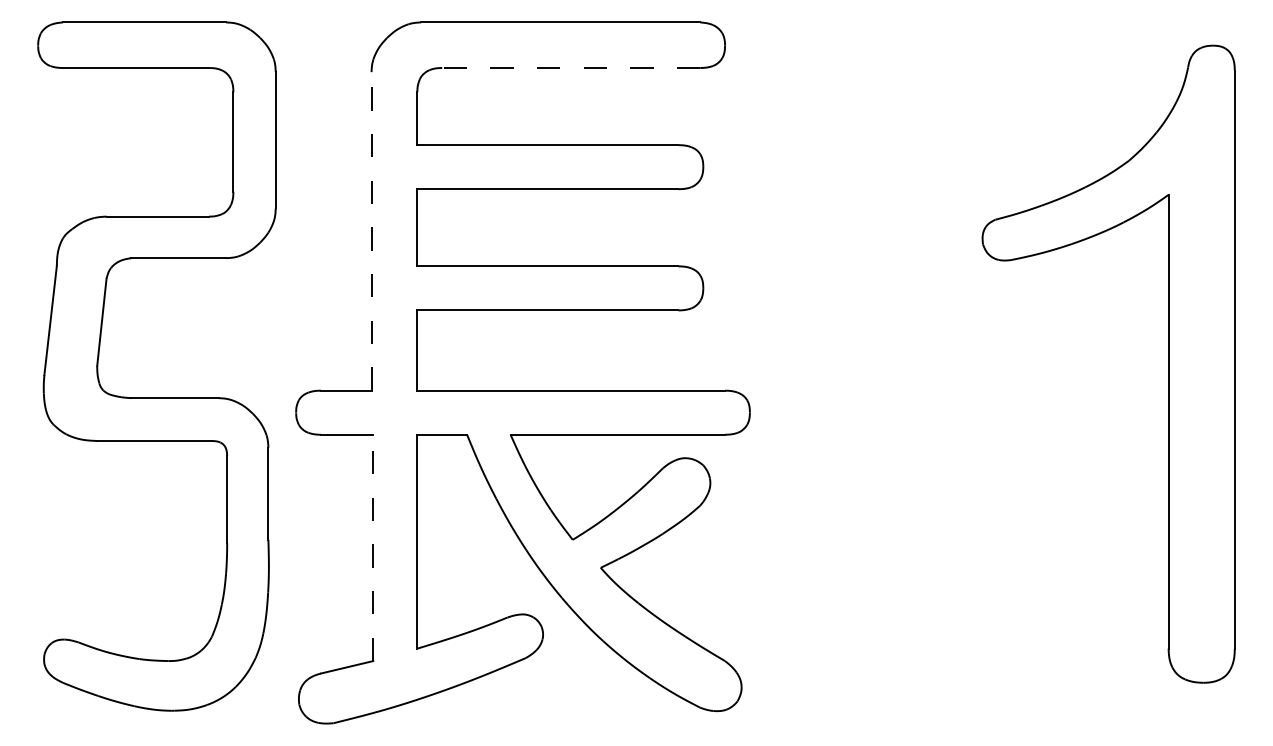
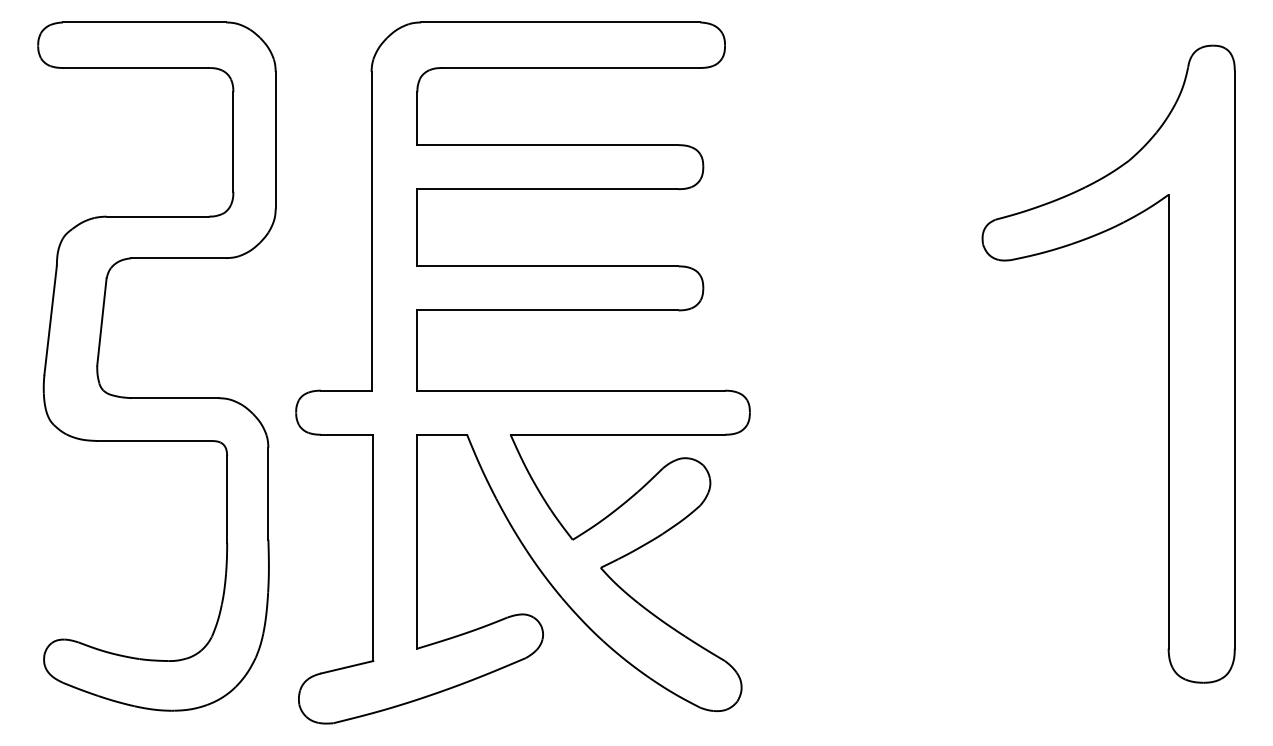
line: dashed -> solid (571, 68)
line: dashed -> solid (371, 230)
line: dashed -> solid (373, 547)
